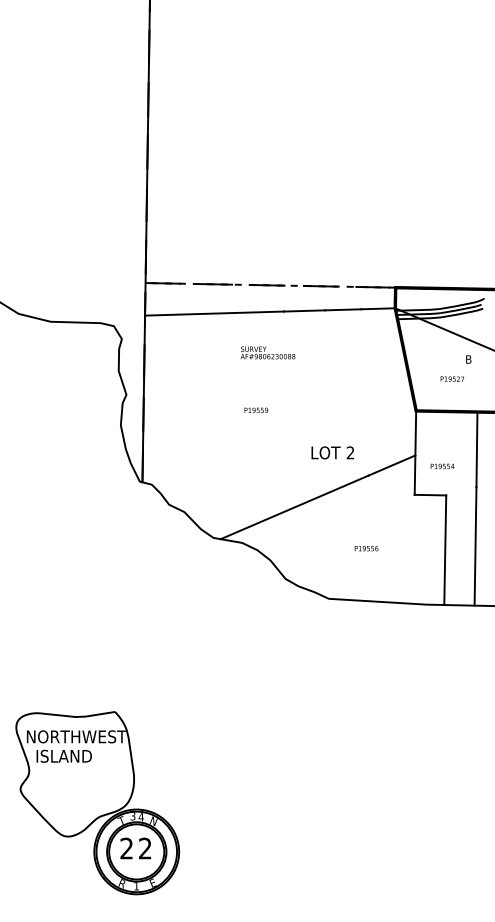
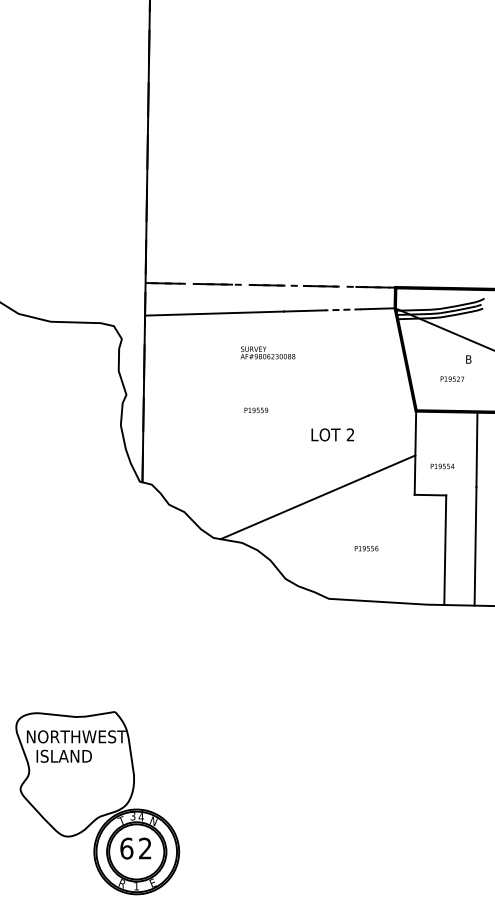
line: solid -> dashed (342, 309)
text position: (332, 452) -> (332, 434) (332, 434)
text: 2 -> 6 (126, 848)
